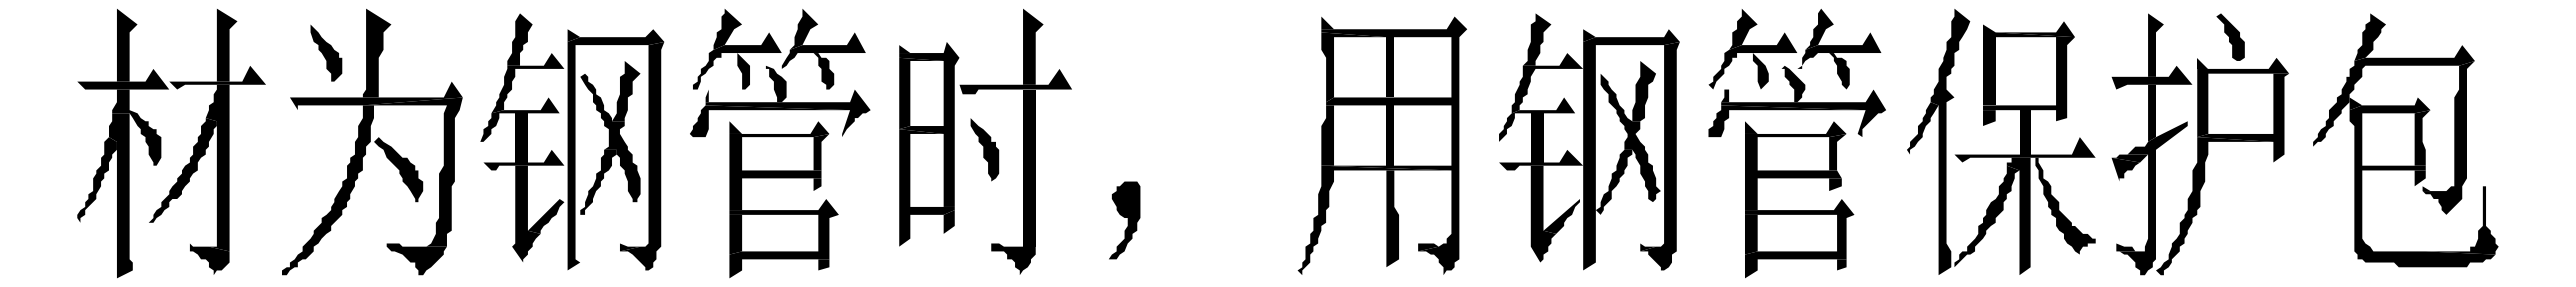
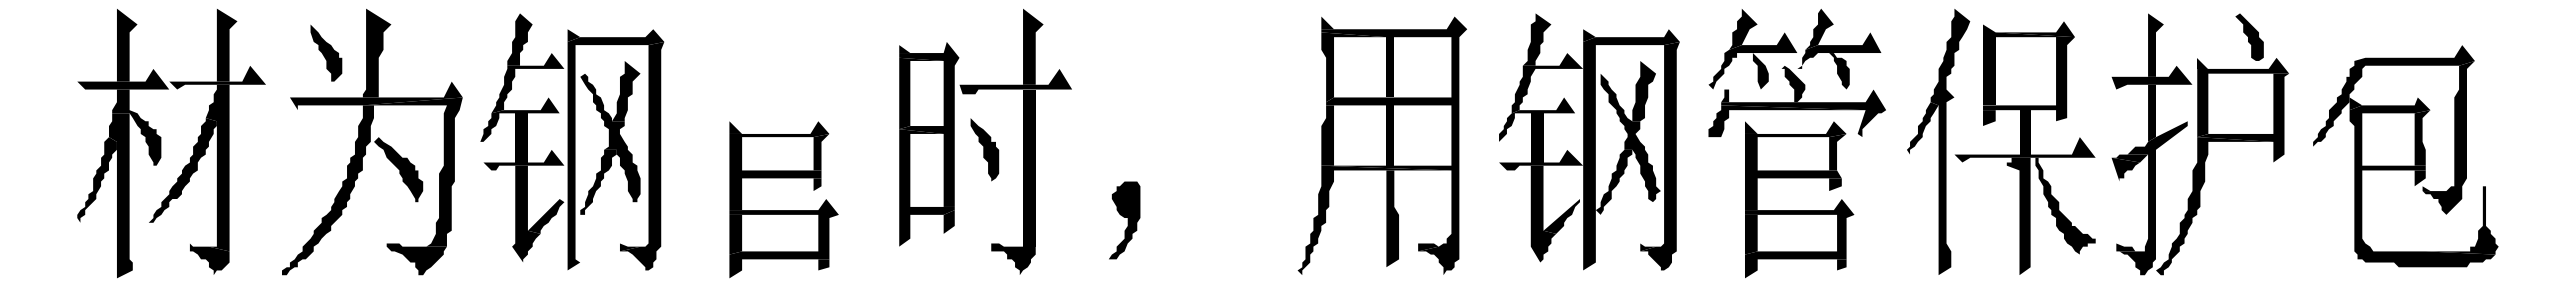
part position: (2230, 36) -> (2249, 36) (2249, 36)
fill: present -> none (2370, 36)
part: present -> none (780, 73)
fill: present -> none (1986, 216)
